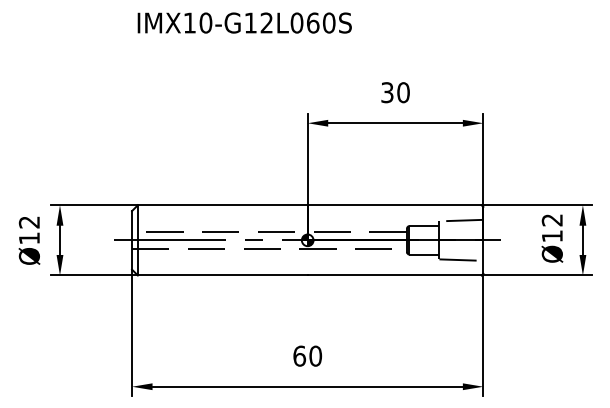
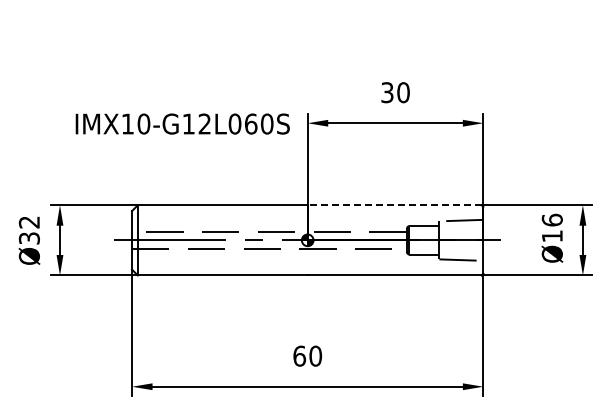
text position: (244, 22) -> (182, 123) (182, 123)
line: solid -> dashed (394, 205)
text: Ø12 -> Ø16 (551, 219)
text: Ø12 -> Ø32 (28, 238)
